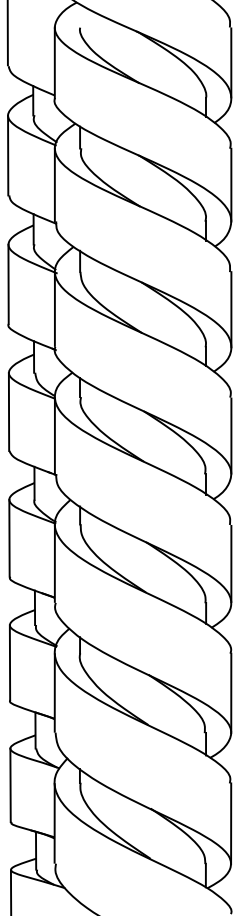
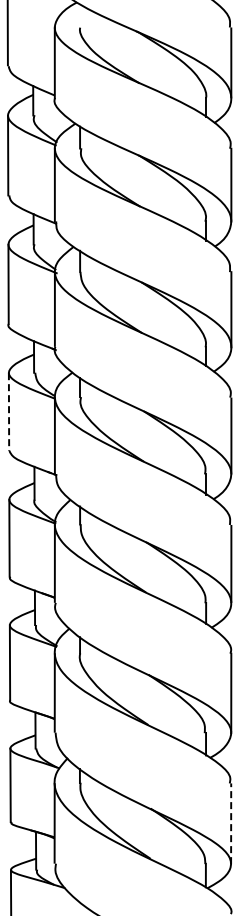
line: solid -> dashed (9, 412)
line: solid -> dashed (231, 823)
